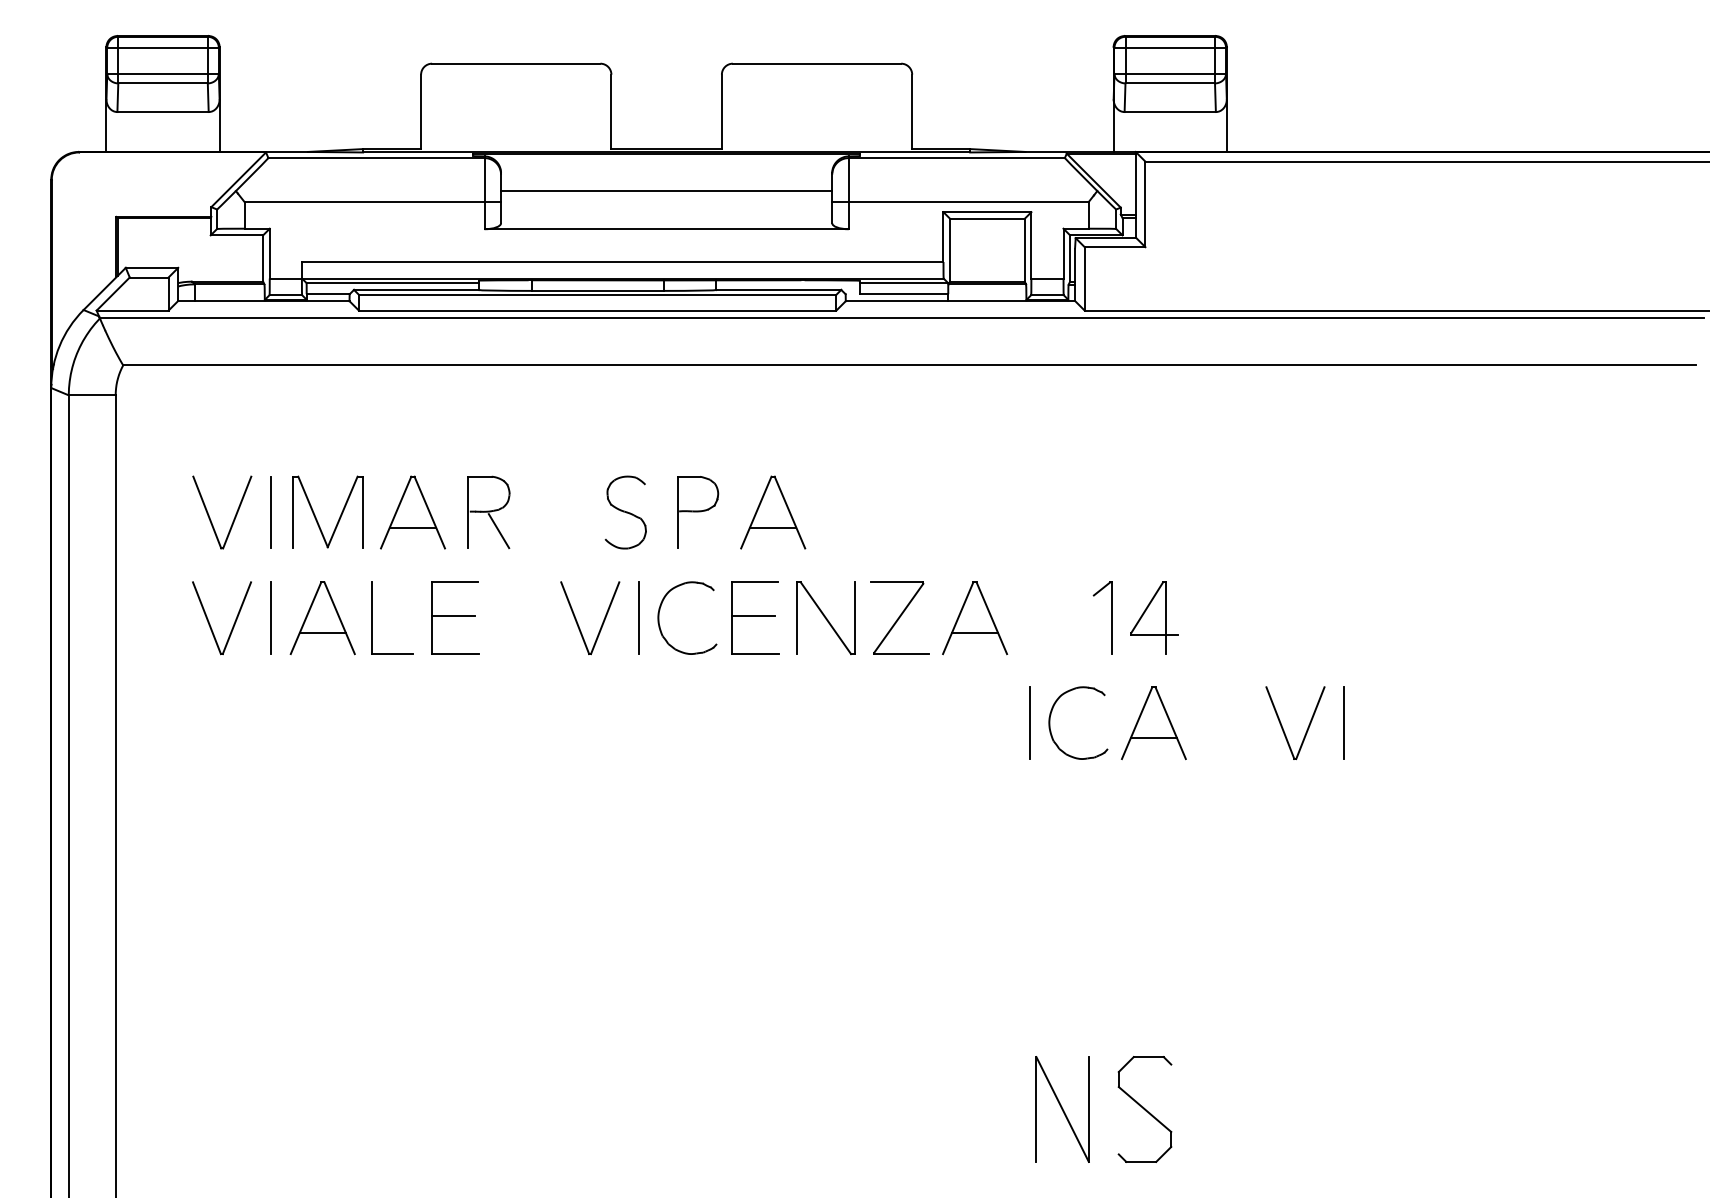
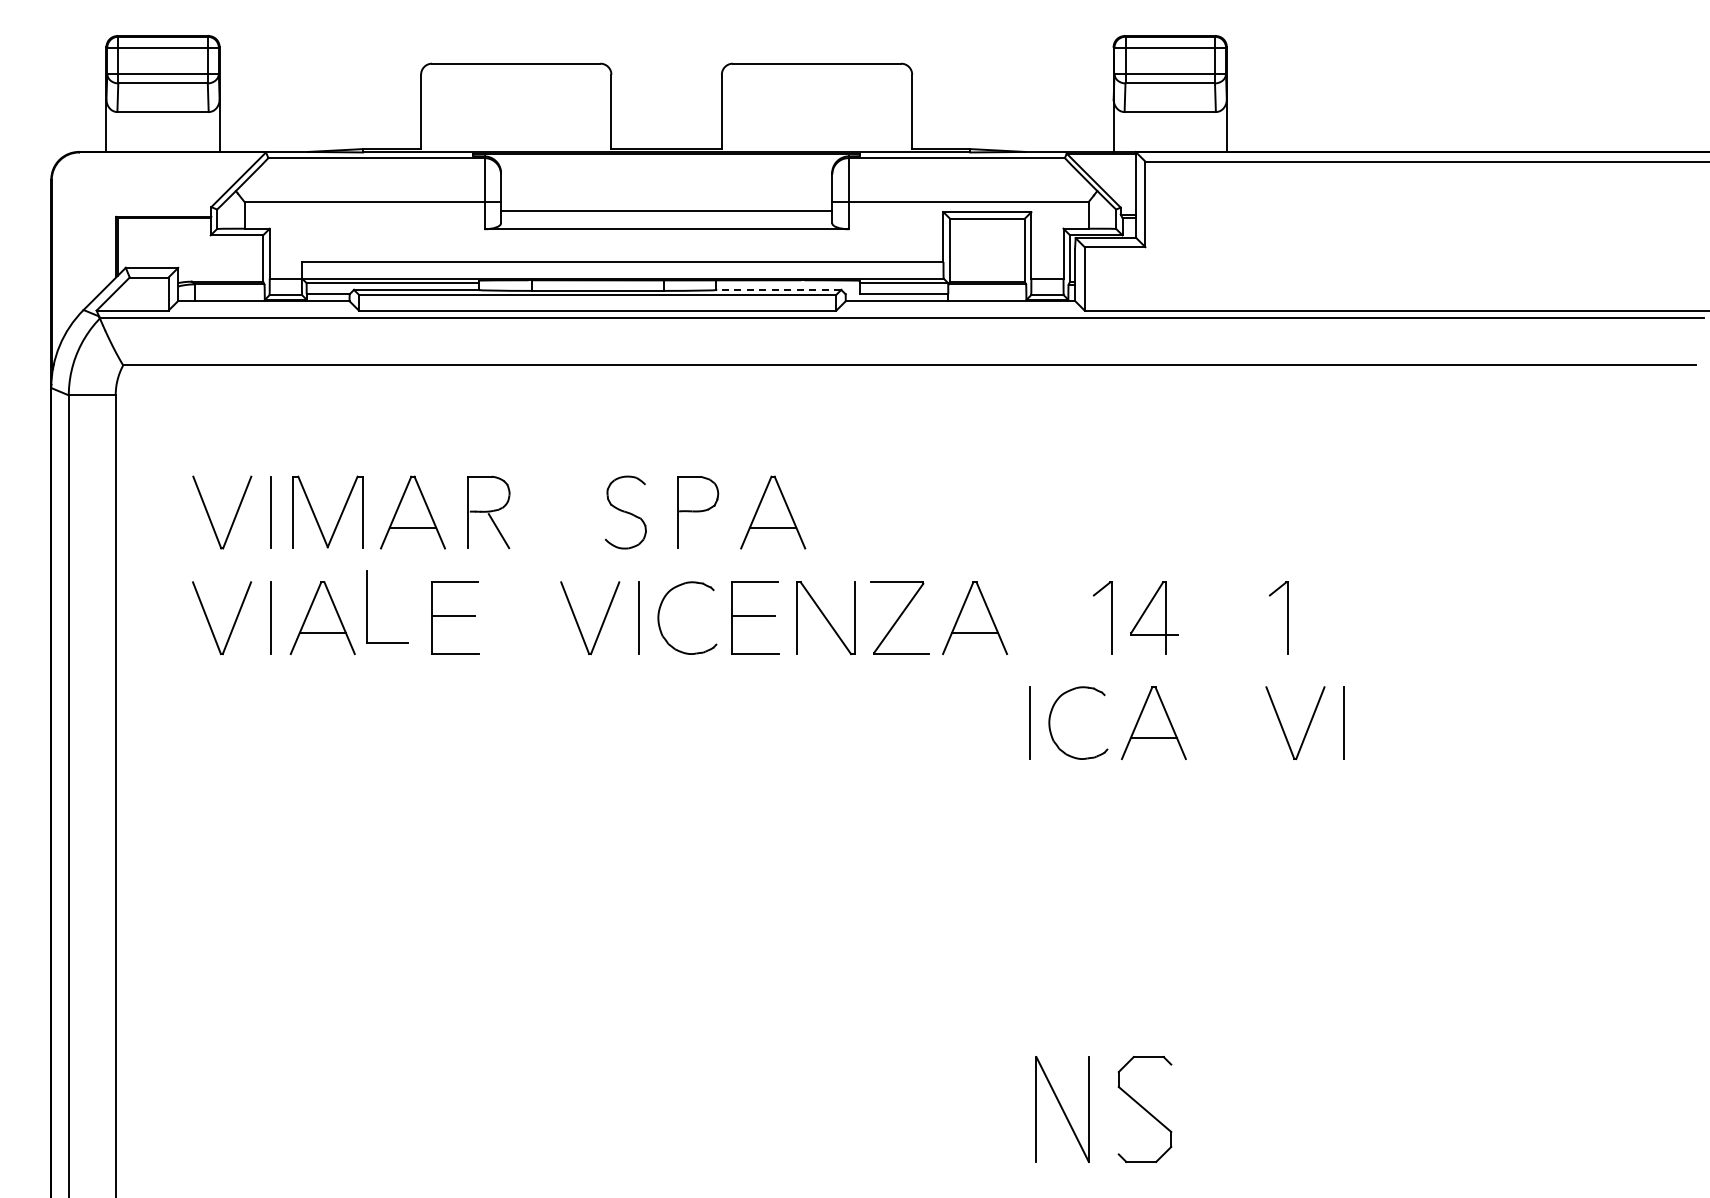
line position: (666, 190) -> (666, 210) (666, 210)
line: solid -> dashed (778, 289)
part position: (372, 617) -> (367, 606) (367, 606)
part: none -> present (1287, 617)
